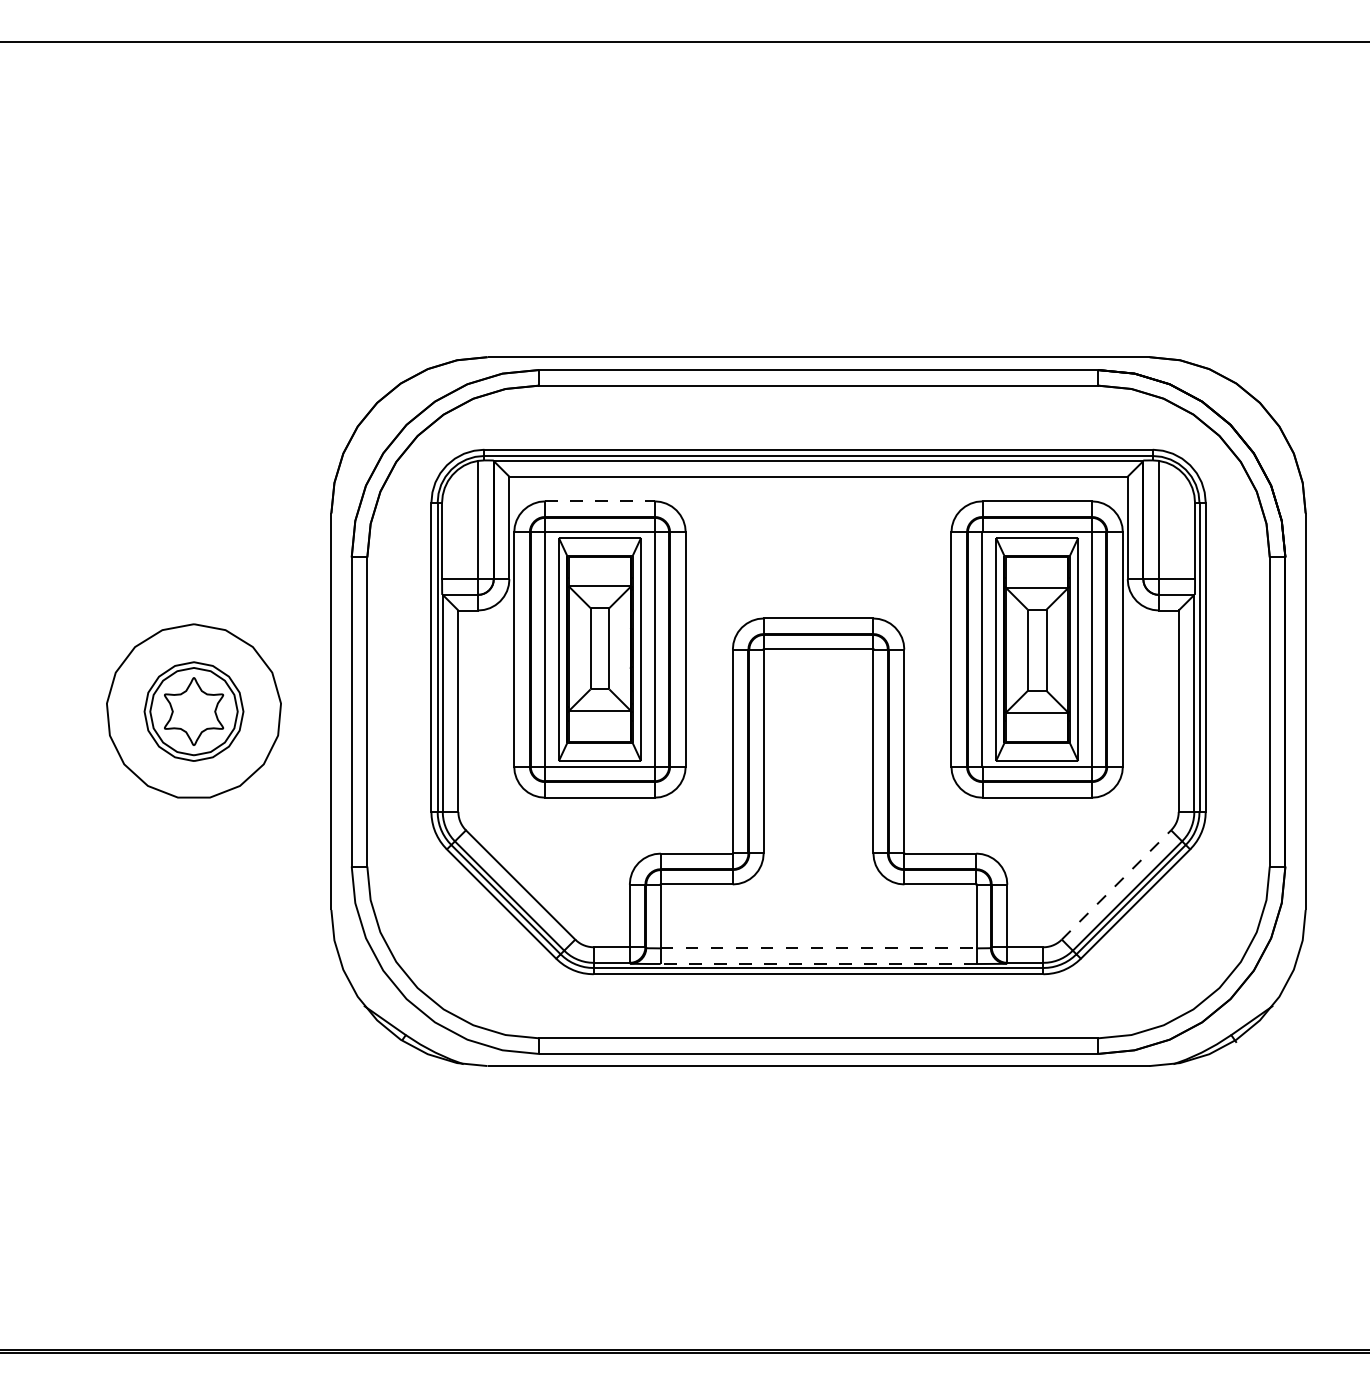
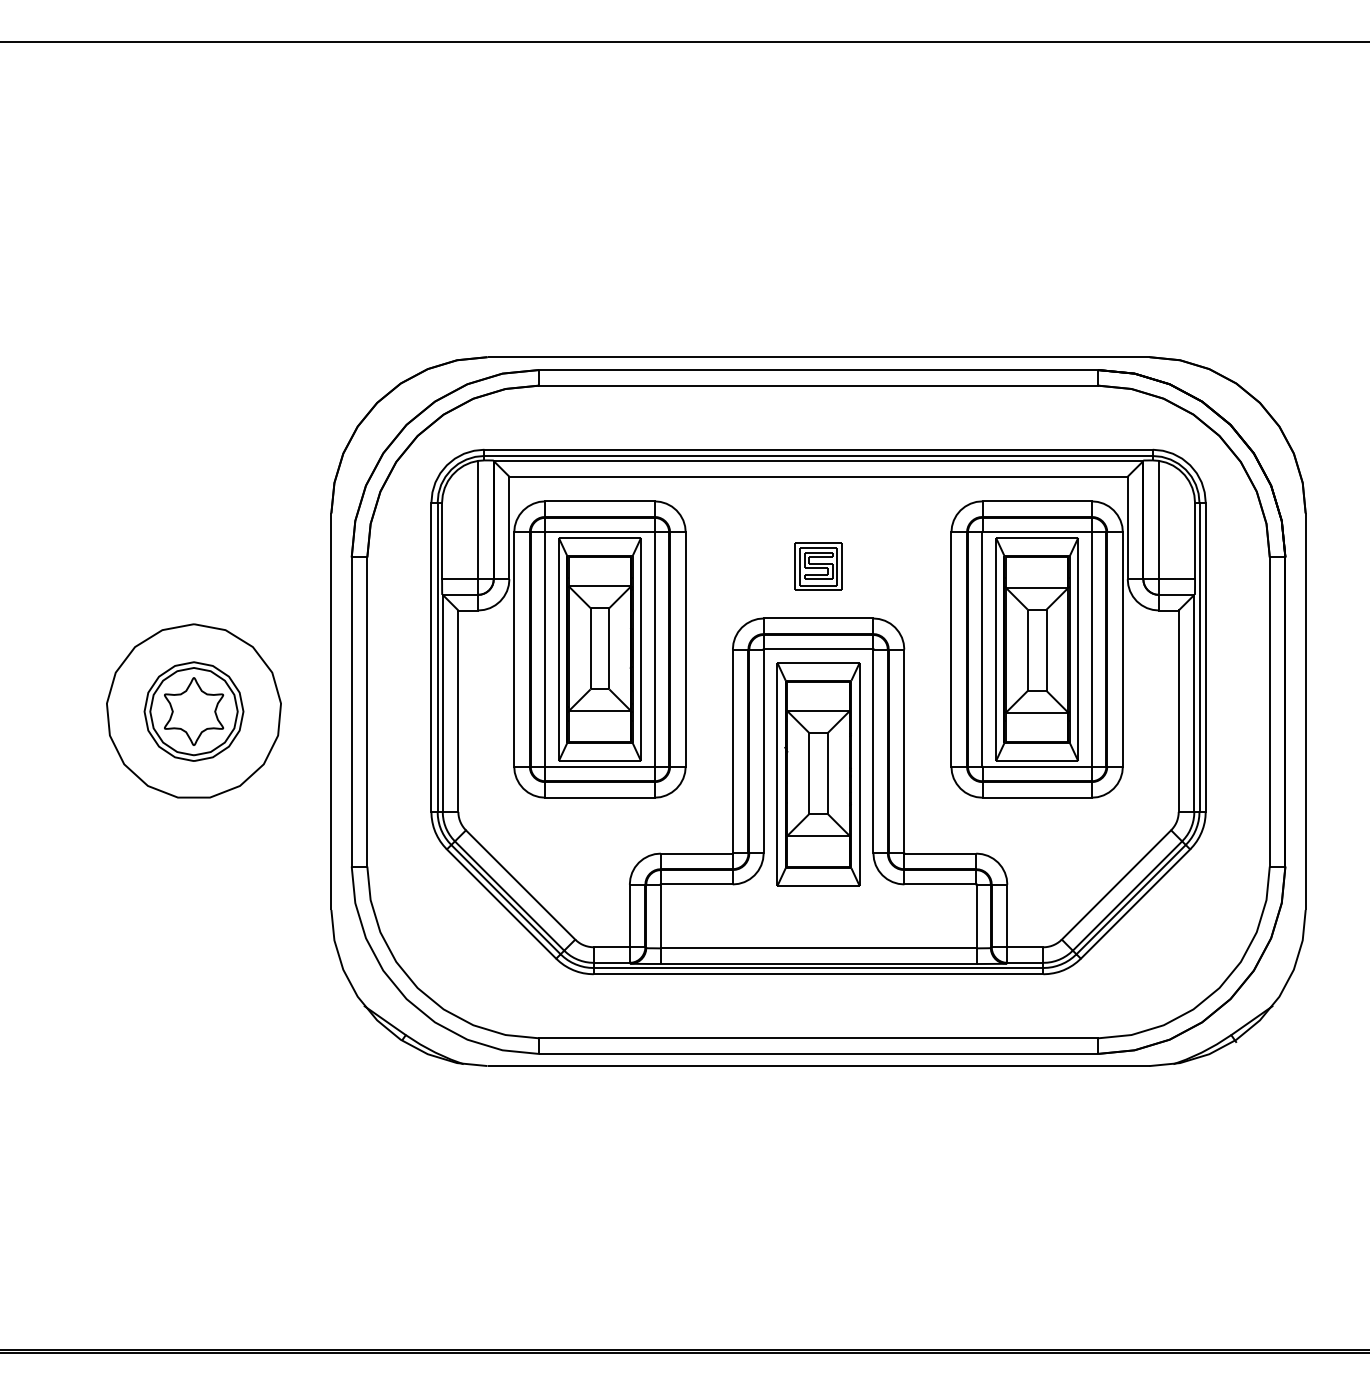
line: dashed -> solid (599, 501)
part: none -> present (818, 566)
part: none -> present (818, 774)
line: dashed -> solid (1116, 884)
line: dashed -> solid (818, 948)
line: dashed -> solid (818, 963)
